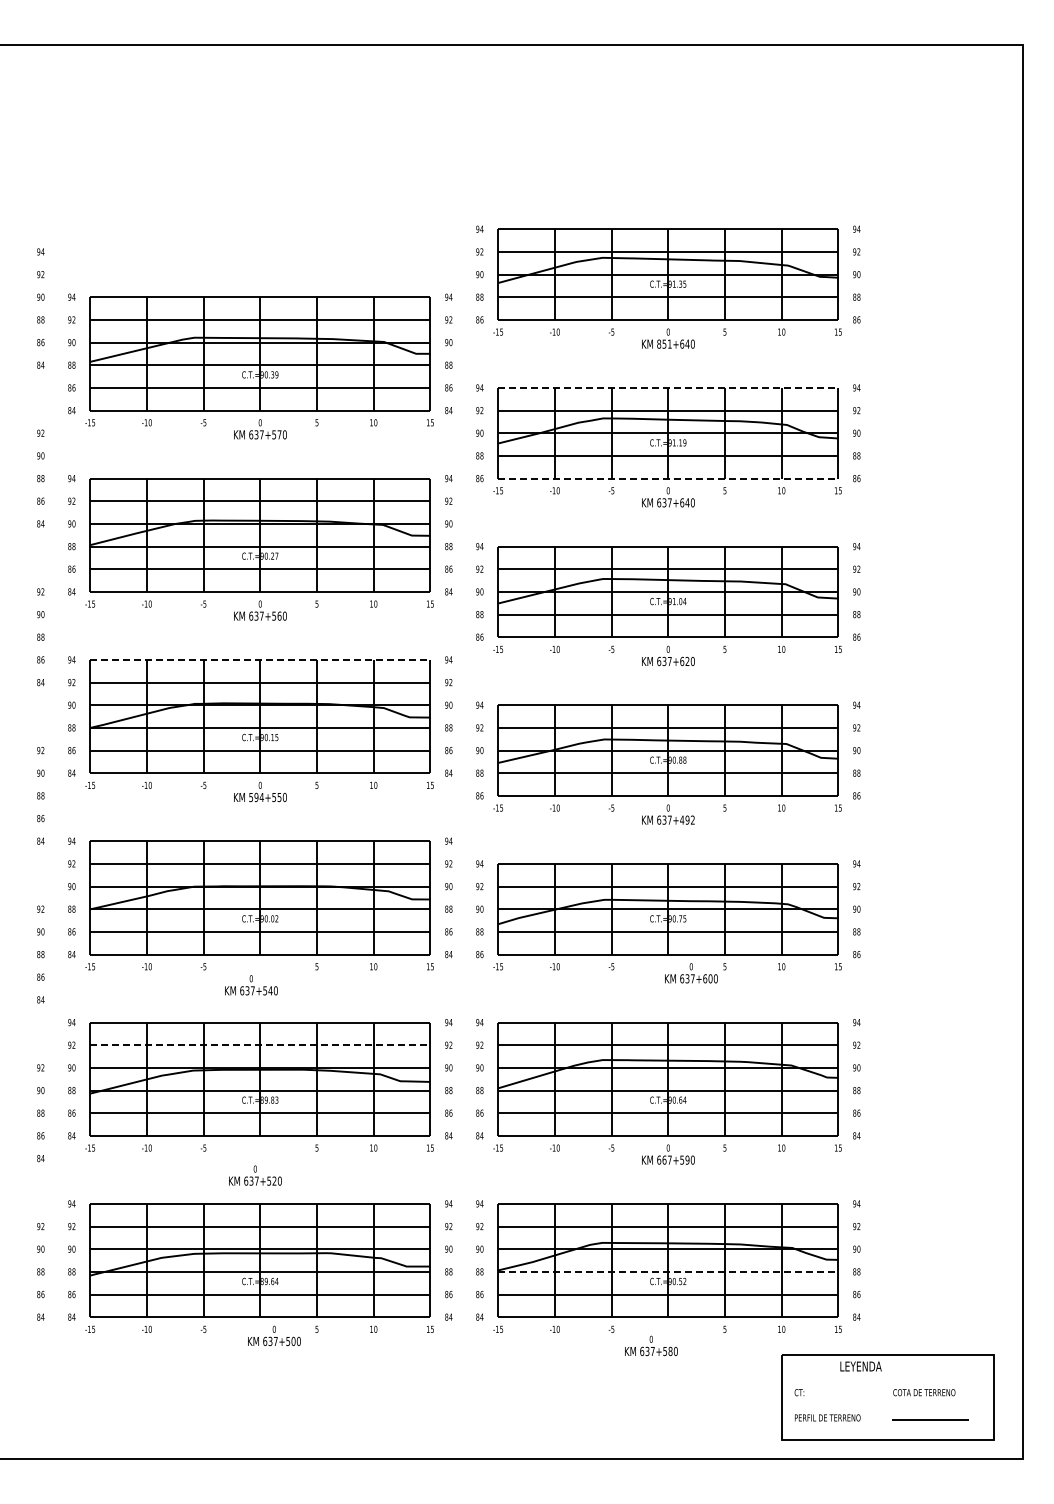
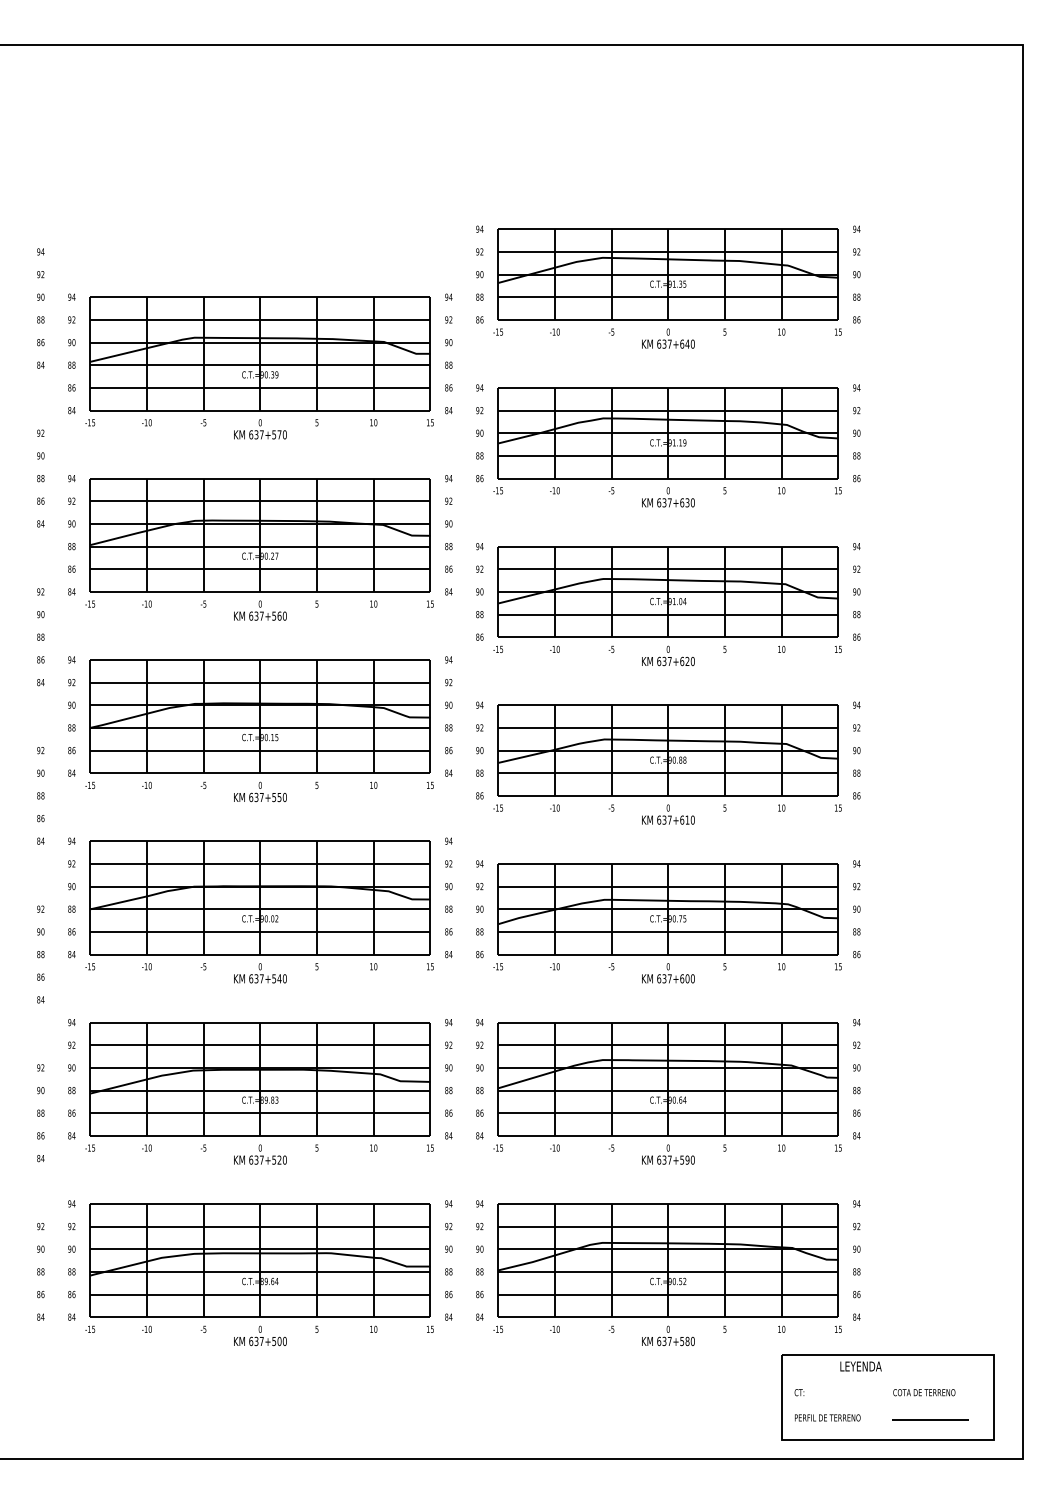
text: 851+640 -> 637+640 (664, 343)
line: dashed -> solid (668, 387)
line: dashed -> solid (668, 478)
text: 637+640 -> 637+630 (687, 502)
line: dashed -> solid (260, 659)
text: 594+550 -> 637+550 (256, 797)
text: 637+492 -> 637+610 (687, 819)
text position: (691, 973) -> (668, 973) (668, 973)
text position: (251, 985) -> (260, 973) (260, 973)
line: dashed -> solid (260, 1045)
text: 667+590 -> 637+590 (664, 1159)
text position: (255, 1175) -> (260, 1154) (260, 1154)
line: dashed -> solid (668, 1271)
text position: (274, 1335) -> (260, 1335) (260, 1335)
text position: (651, 1345) -> (668, 1335) (668, 1335)
